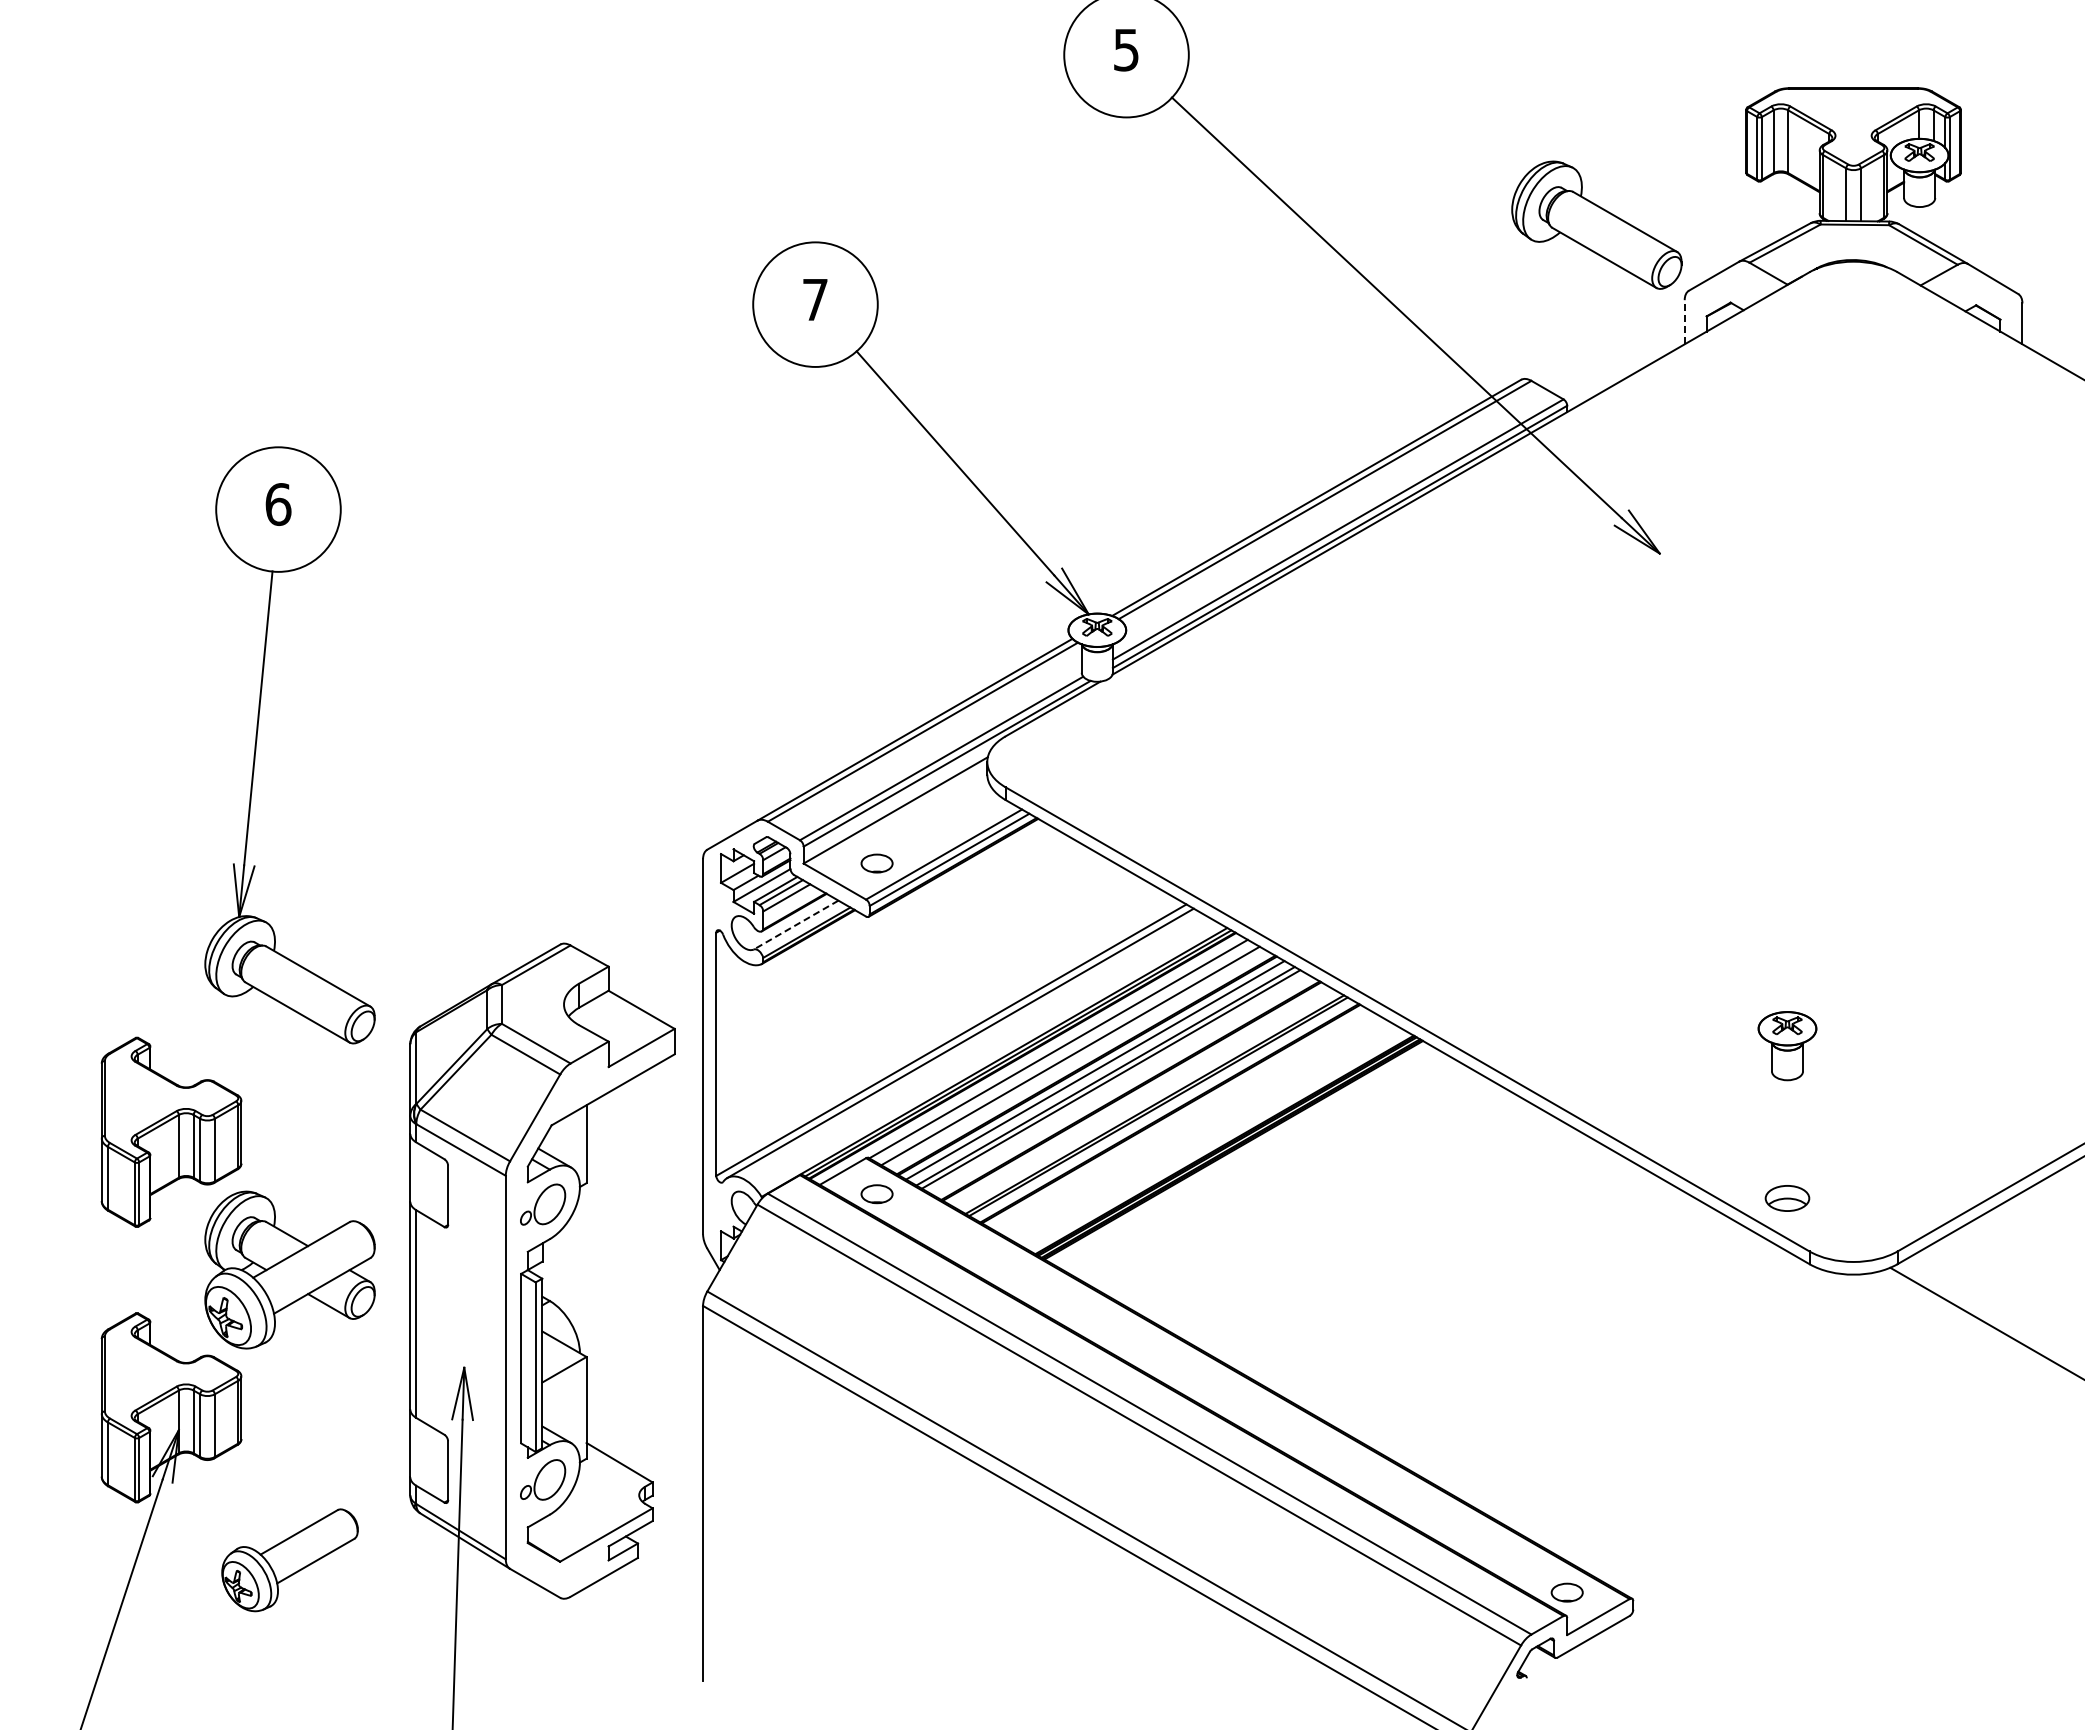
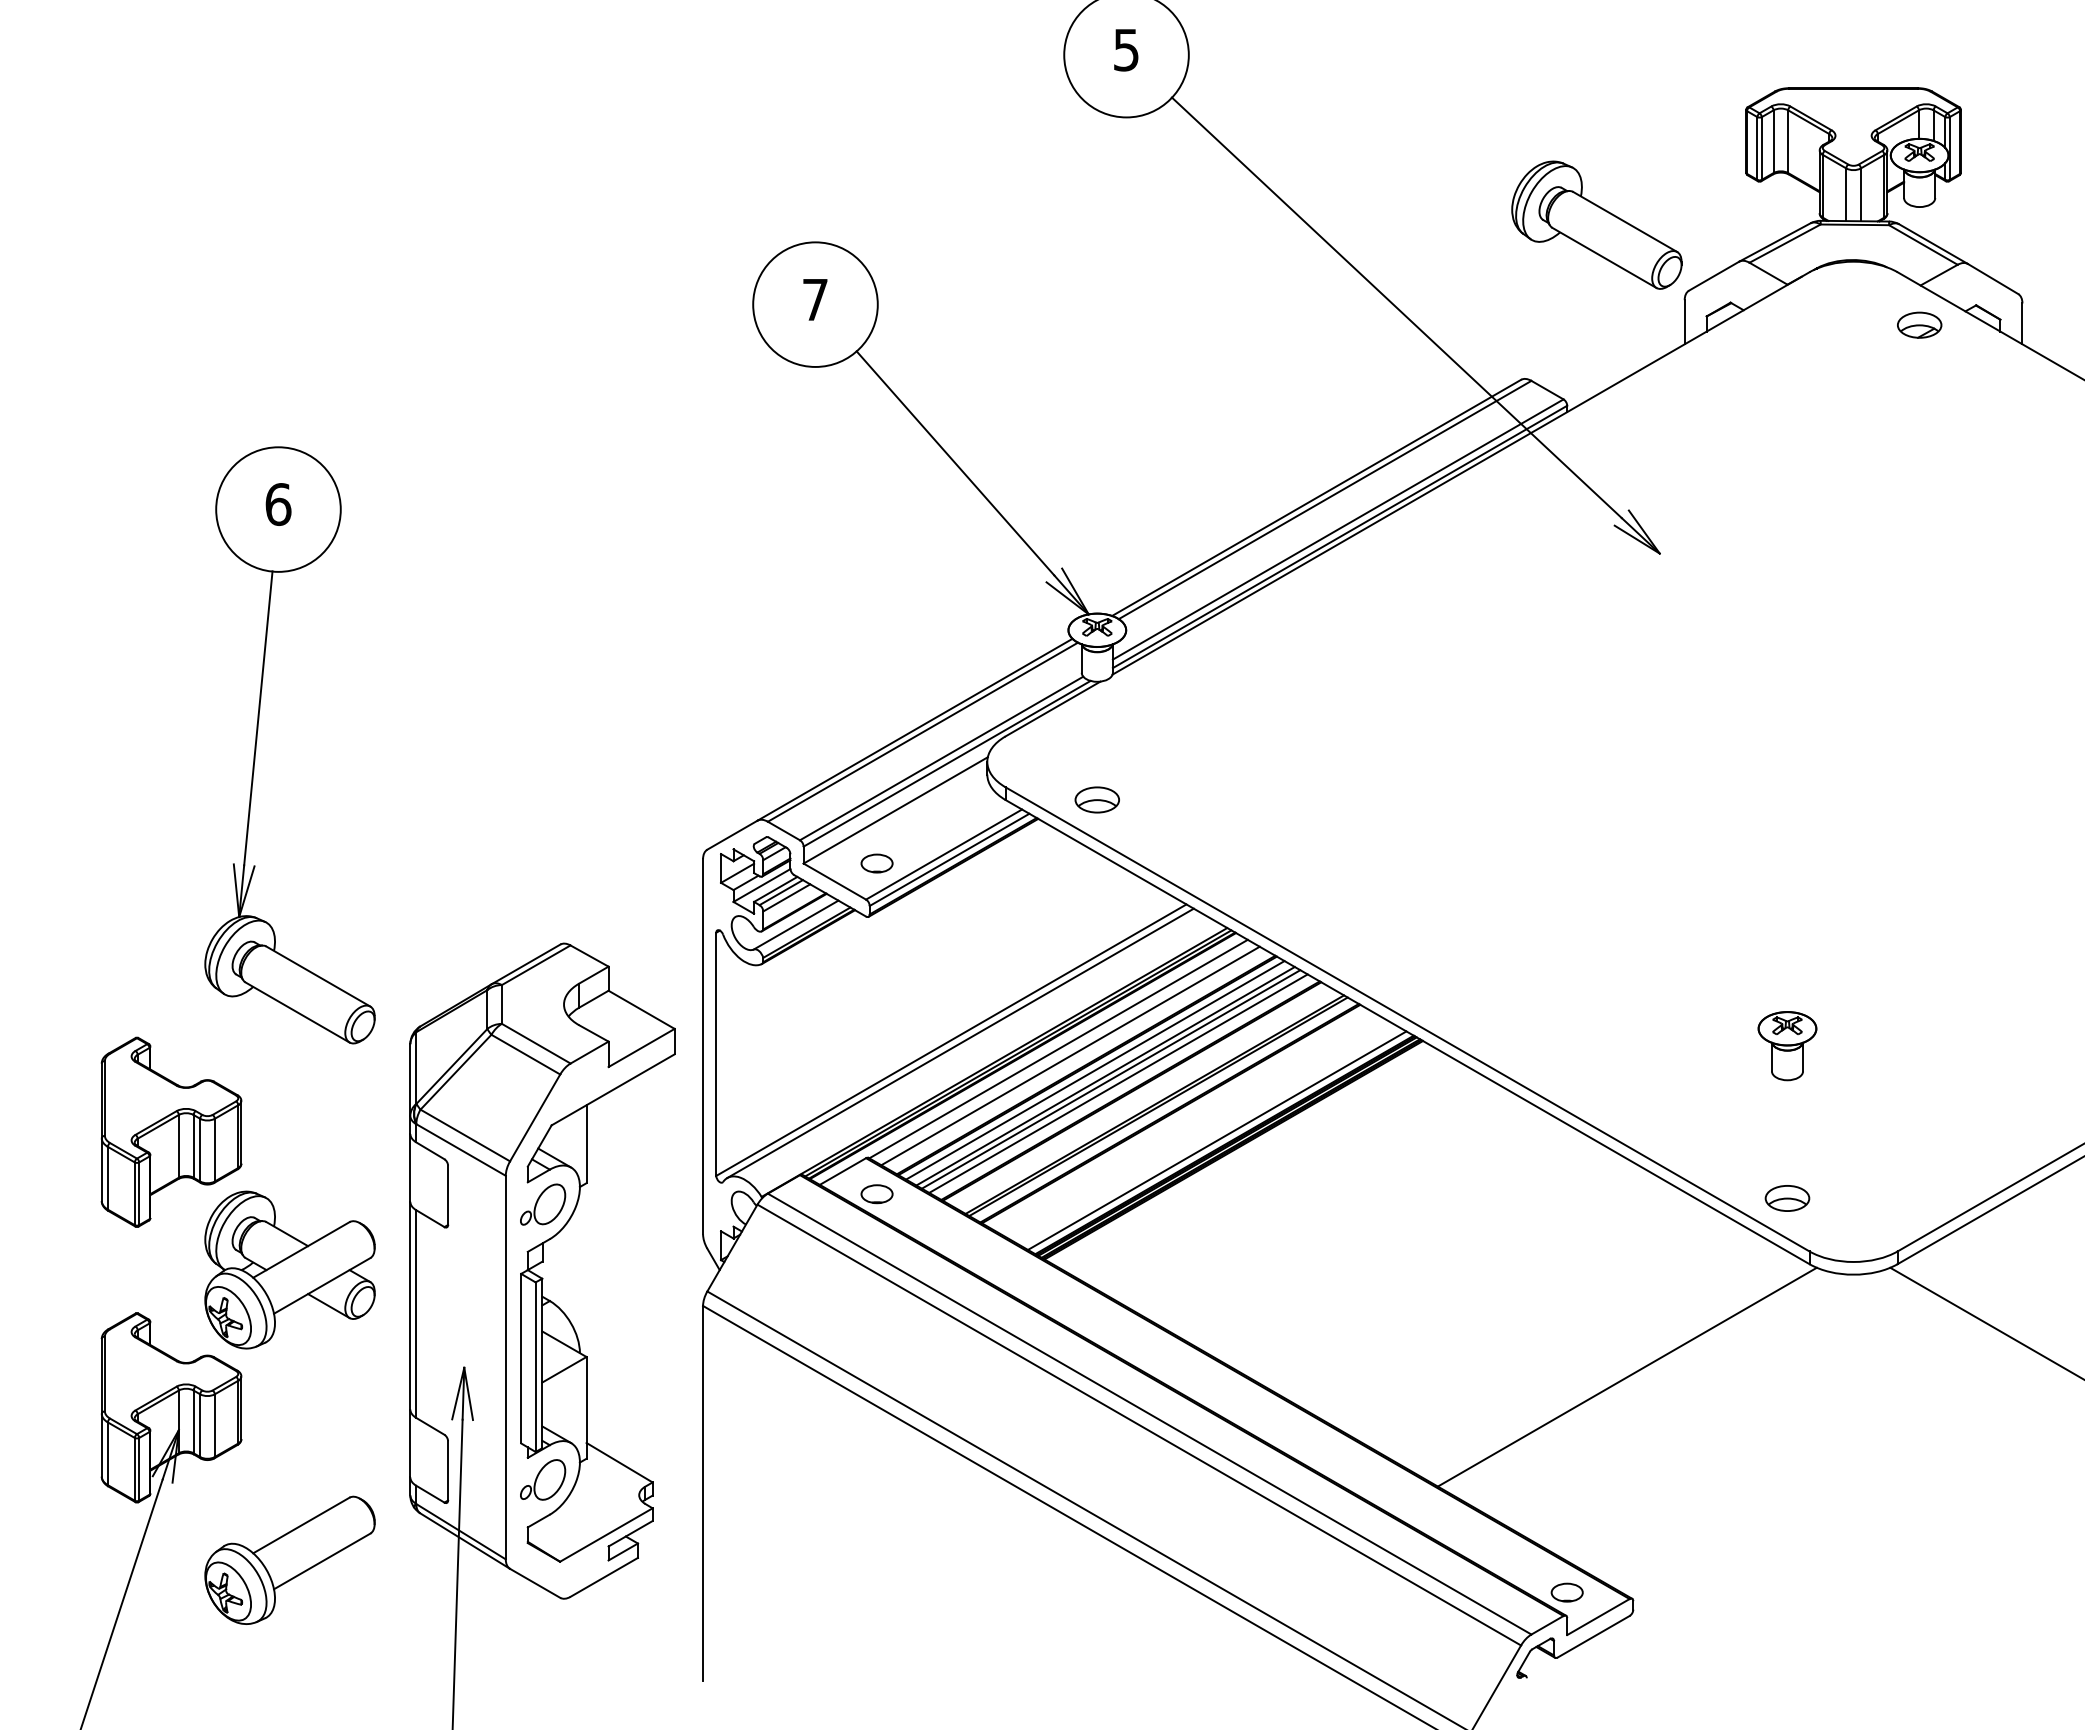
line: dashed -> solid (1684, 321)
part: none -> present (1919, 324)
part: none -> present (1096, 799)
line: dashed -> solid (796, 925)
line: none -> present (1118, 1083)
line: none -> present (1217, 1140)
line: none -> present (1626, 1376)
part size: 138x105 px -> 172x130 px (289, 1559)
